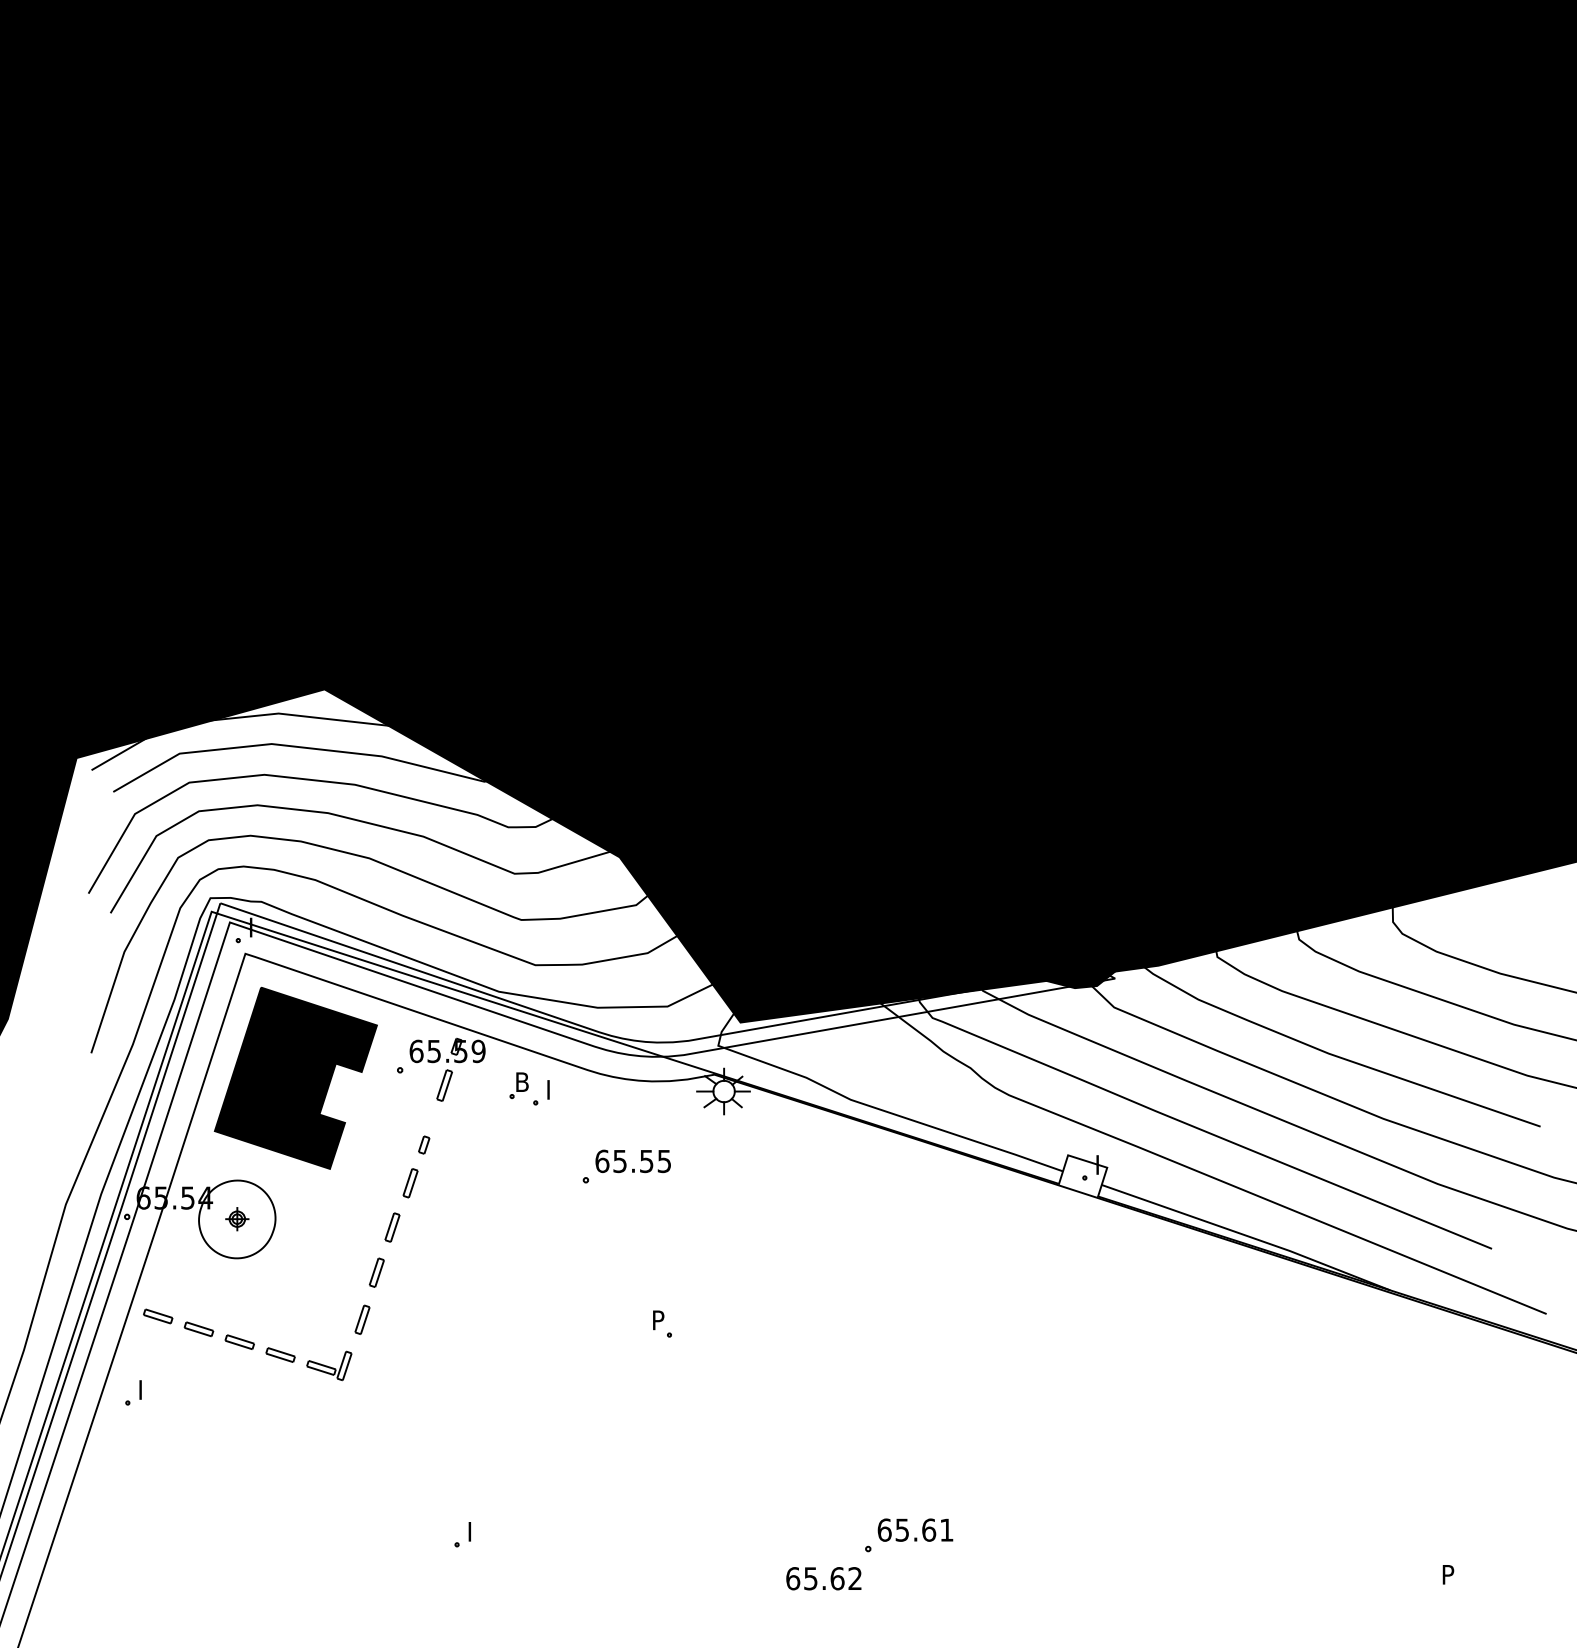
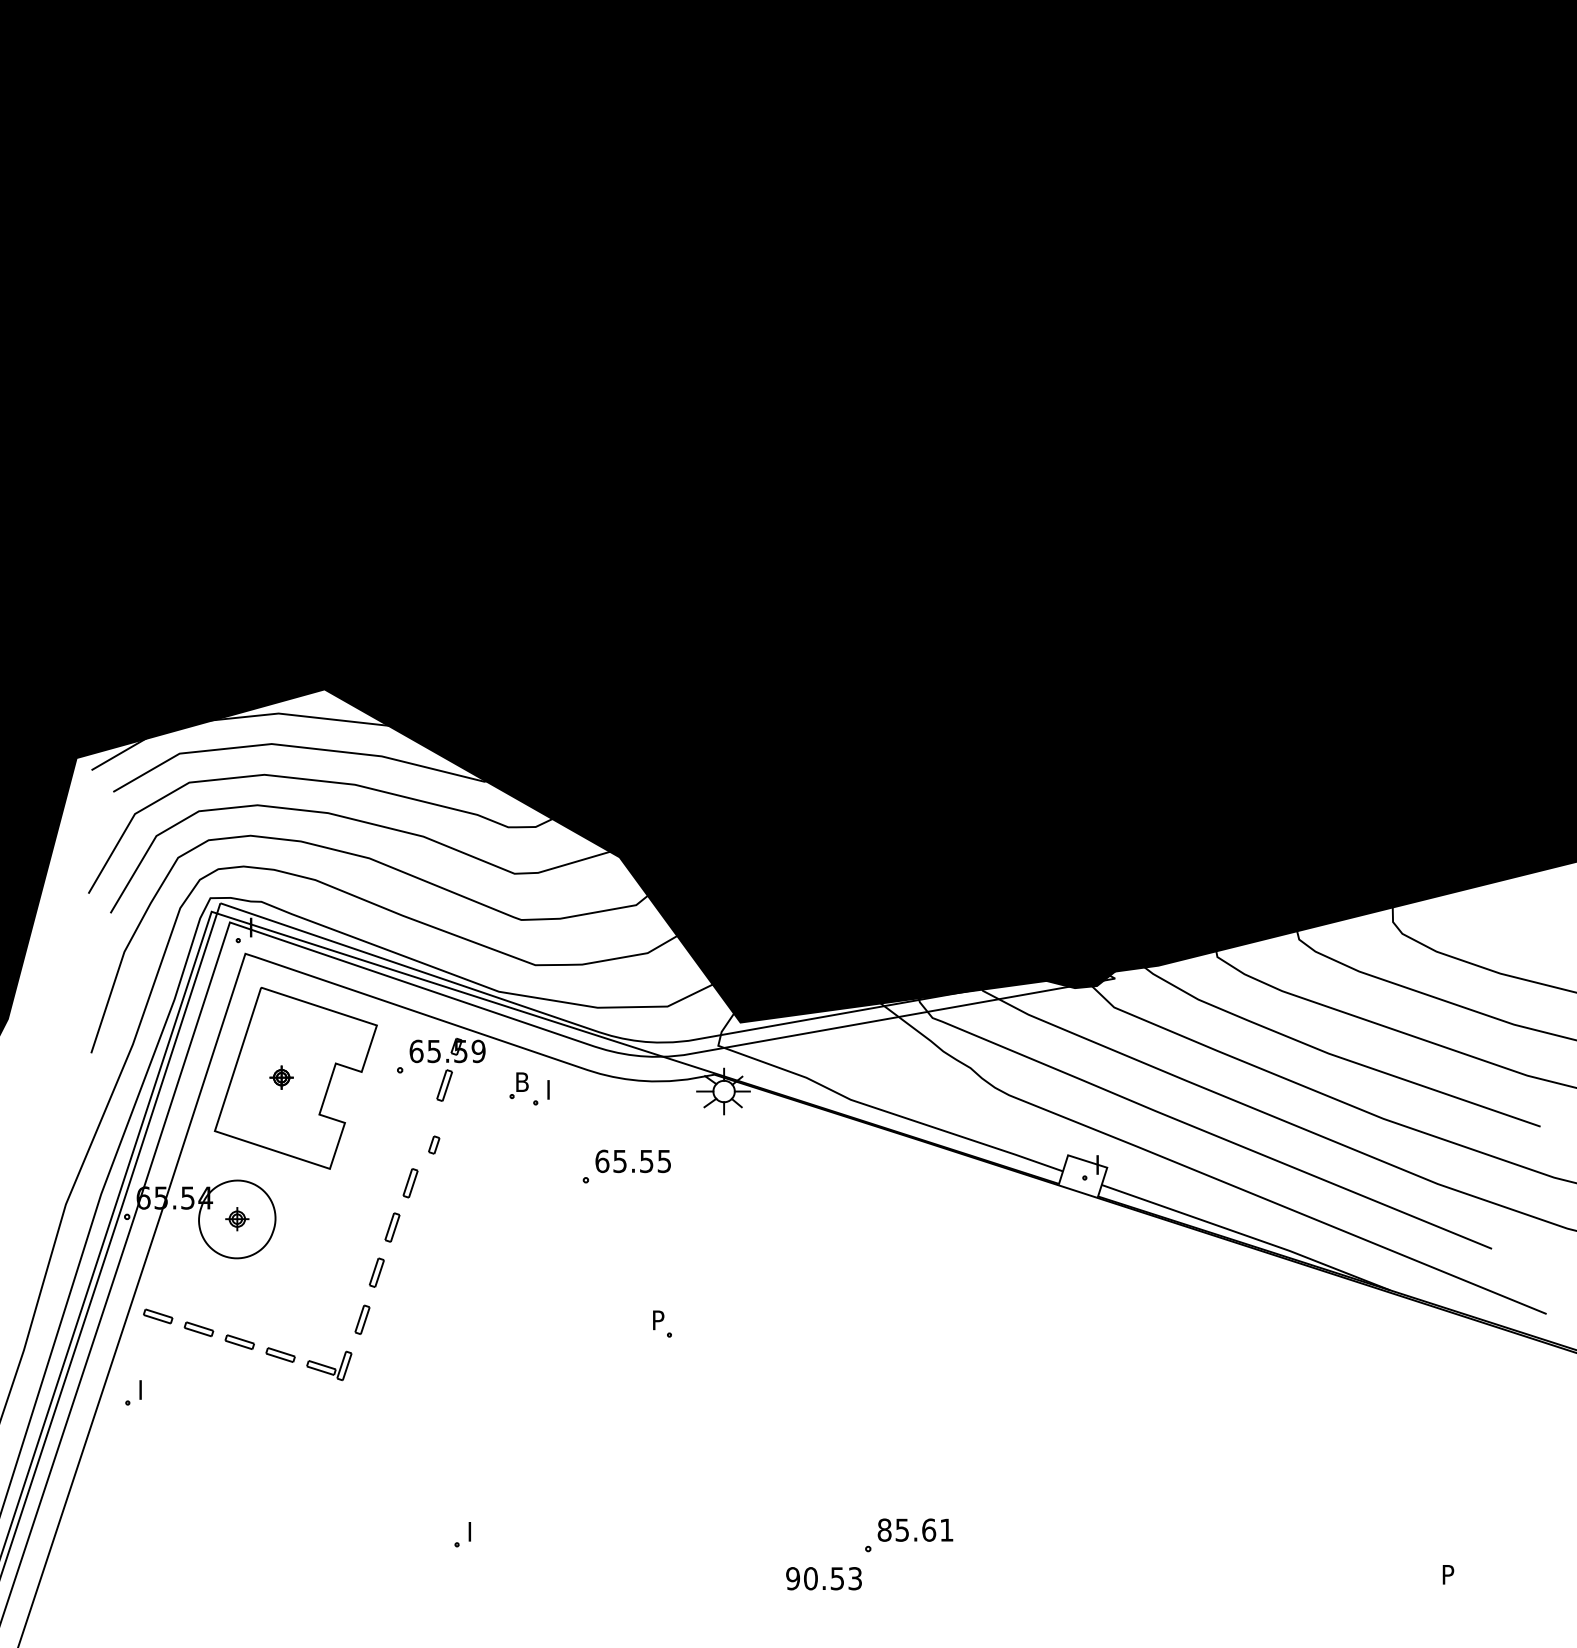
fill: present -> none (295, 1077)
part position: (424, 1144) -> (434, 1144) (434, 1144)
text: 65.61 -> 85.61 (884, 1529)
text: 65.62 -> 90.53 (823, 1578)
